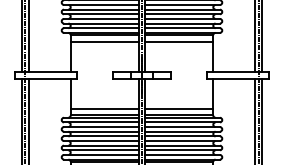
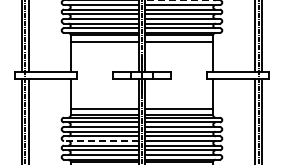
line: solid -> dashed (182, 0)
line: solid -> dashed (100, 141)
